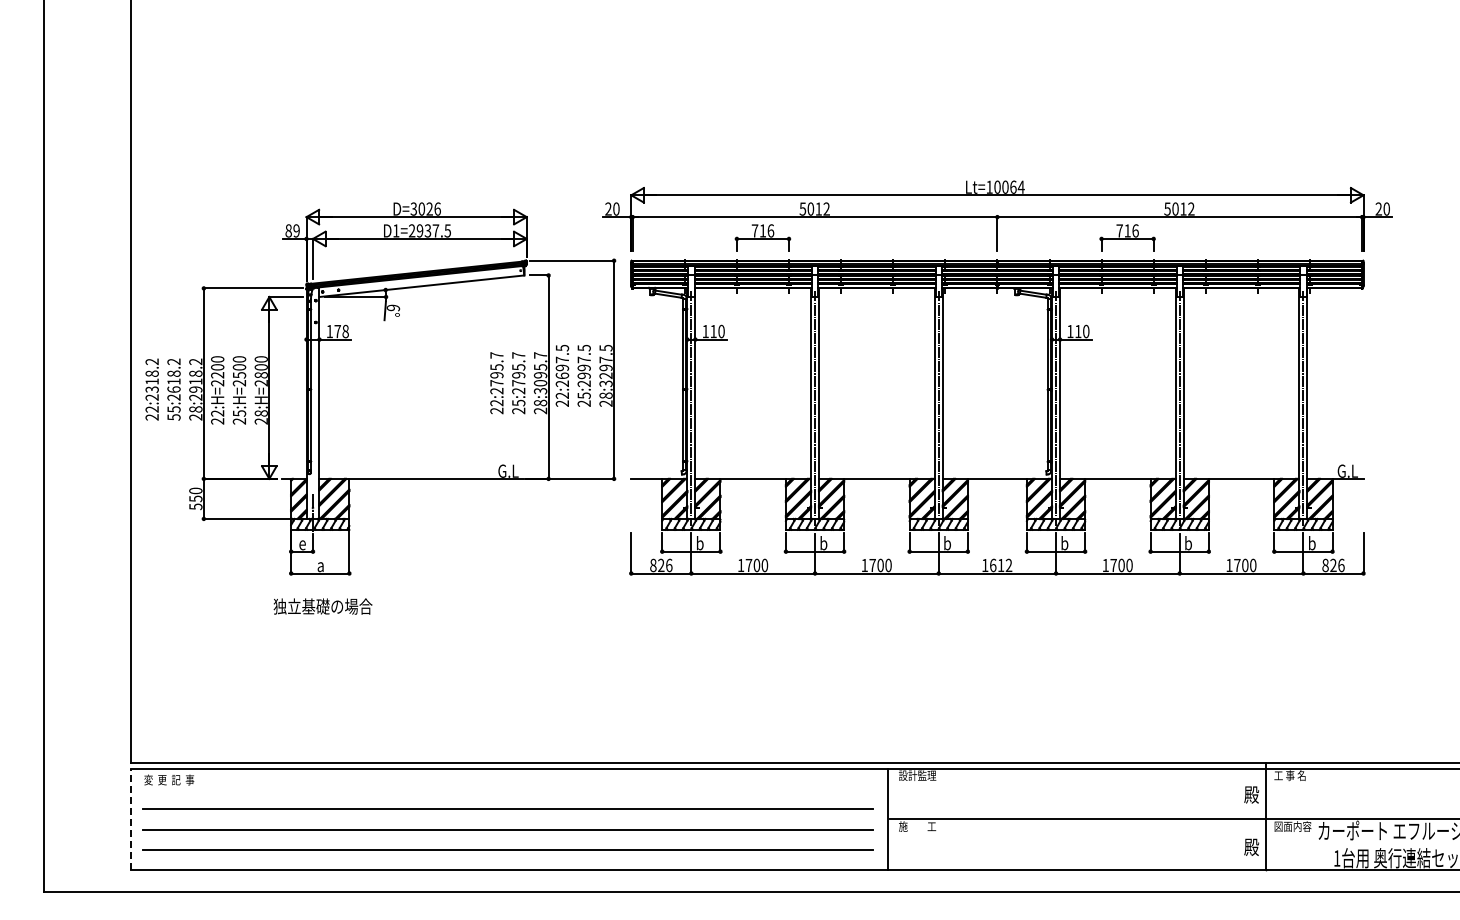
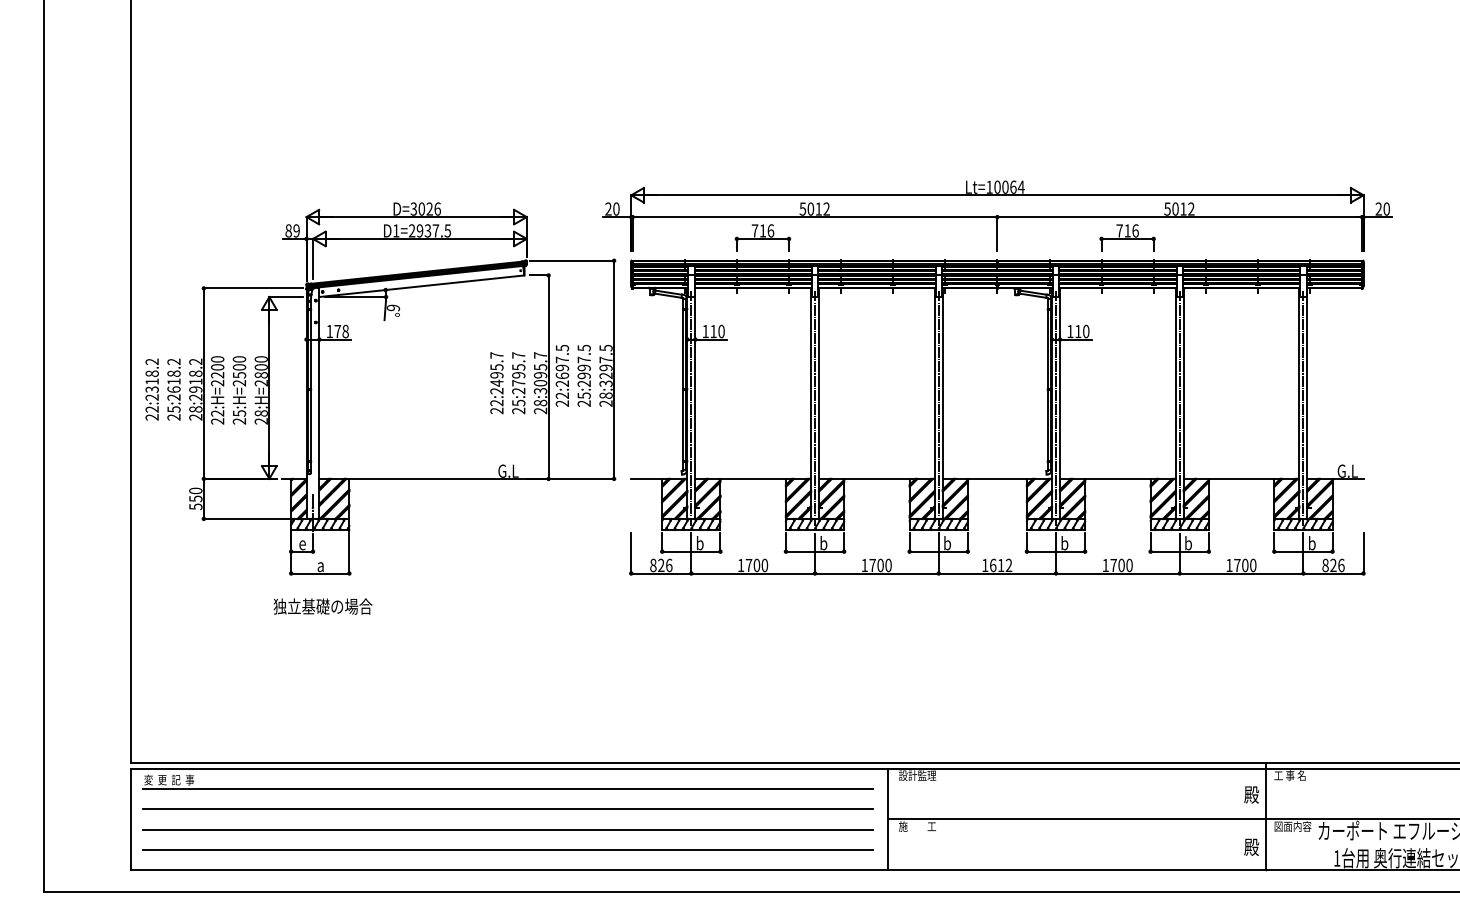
text: 22:2795.7 -> 22:2495.7 (496, 382)
text: 55:2618.2 -> 25:2618.2 (173, 417)
line: none -> present (508, 788)
line: dashed -> solid (131, 819)
